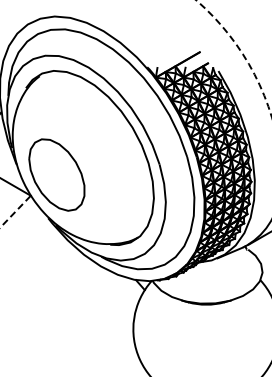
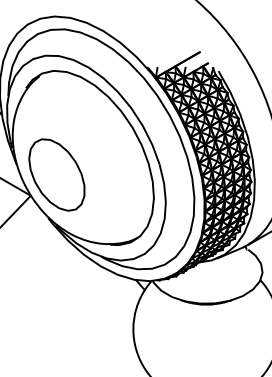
arc: dashed -> solid (242, 53)
line: dashed -> solid (15, 211)
